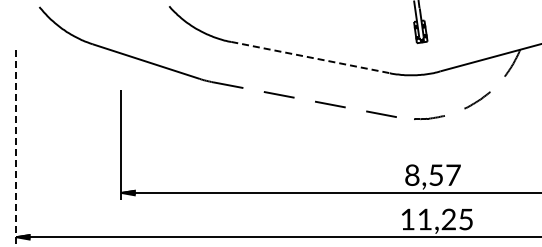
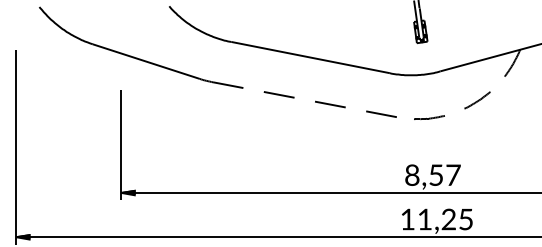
line: dashed -> solid (310, 57)
line: dashed -> solid (16, 147)
